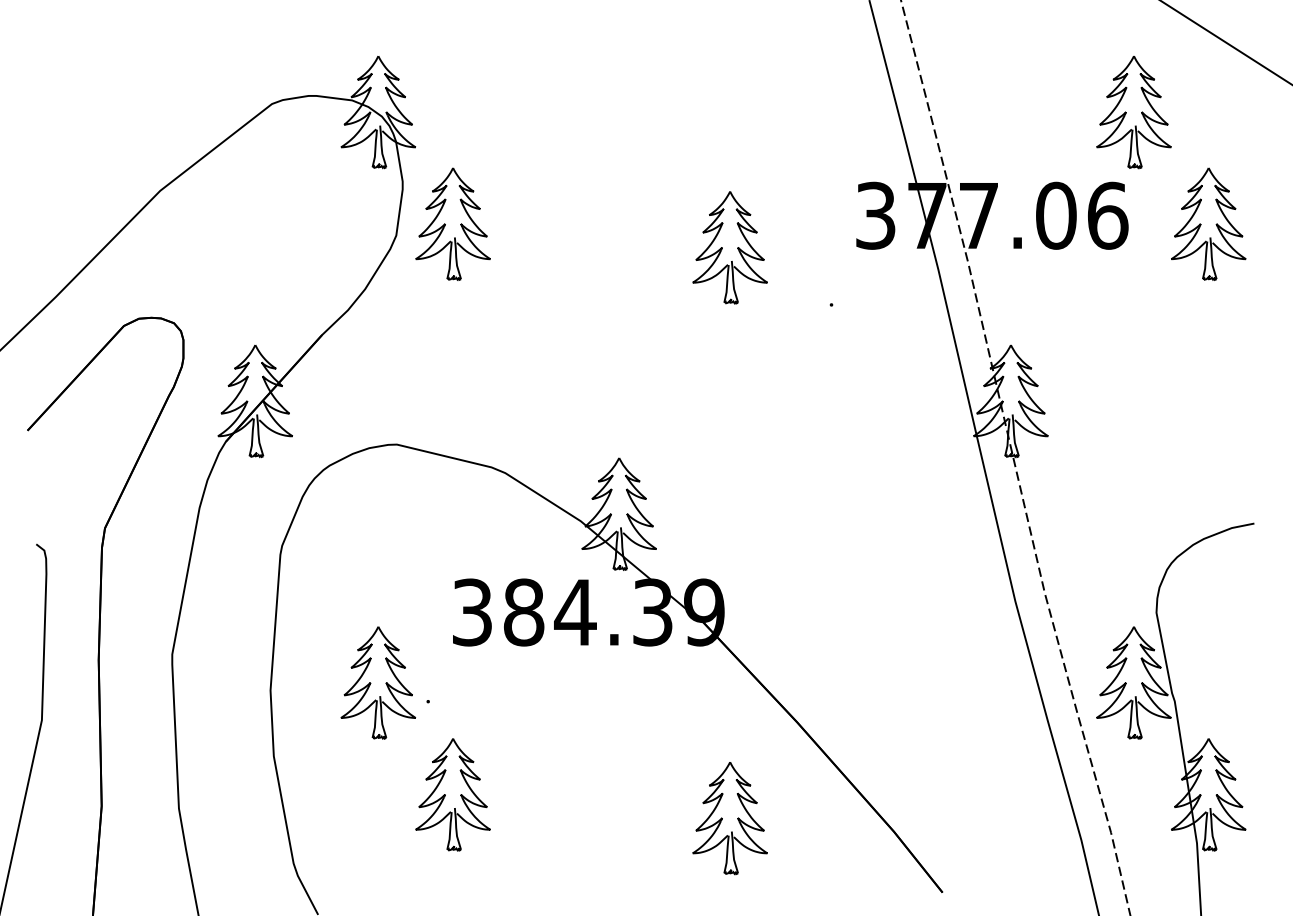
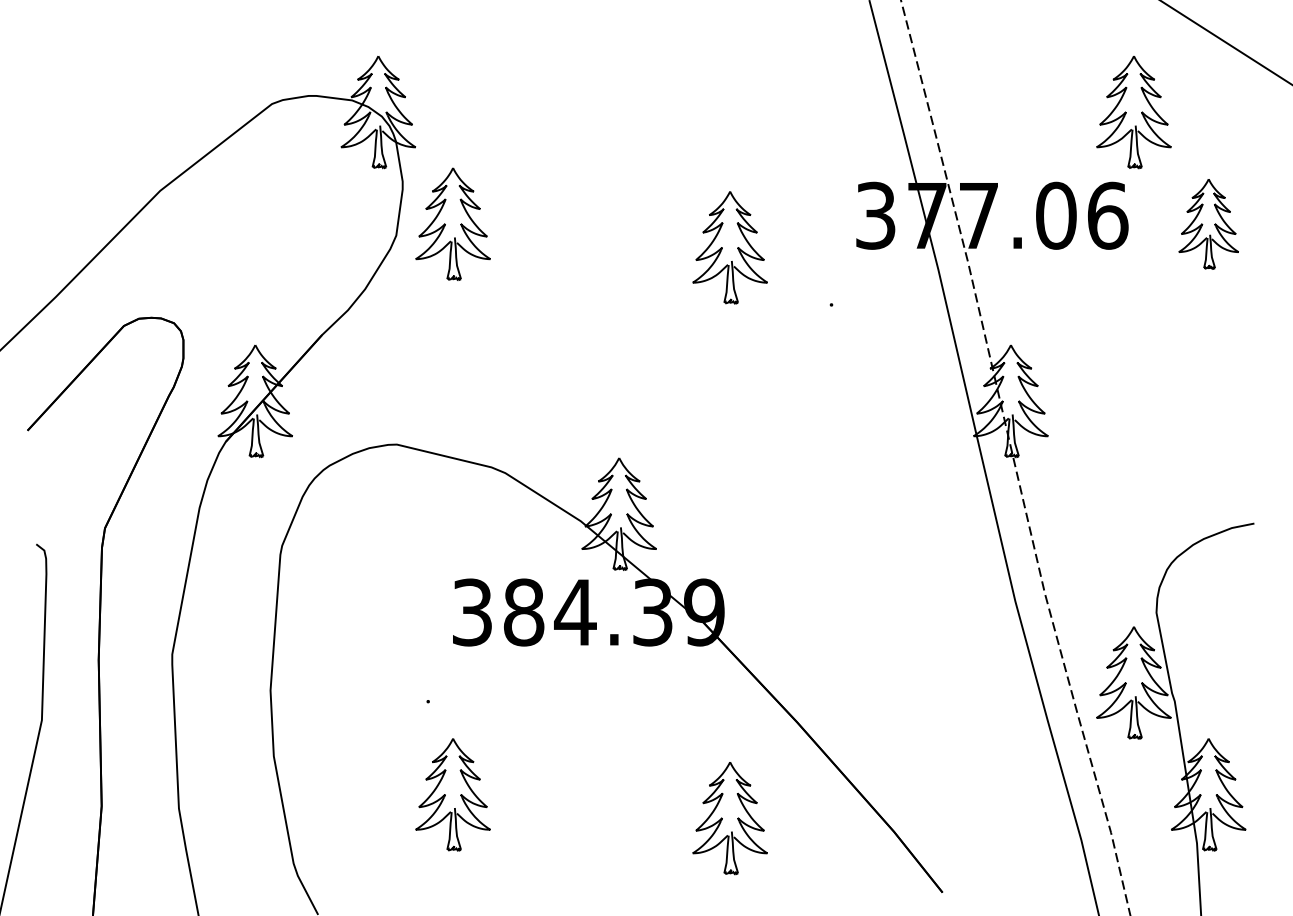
part size: 76x114 px -> 61x91 px (1208, 224)
part: present -> none (378, 682)
